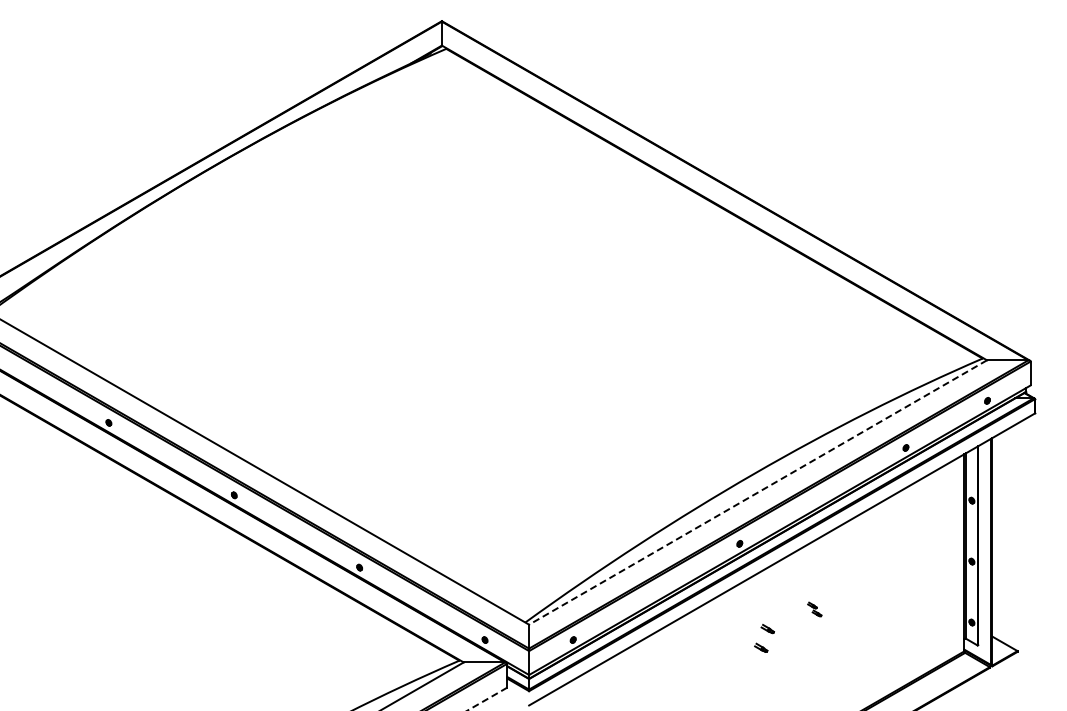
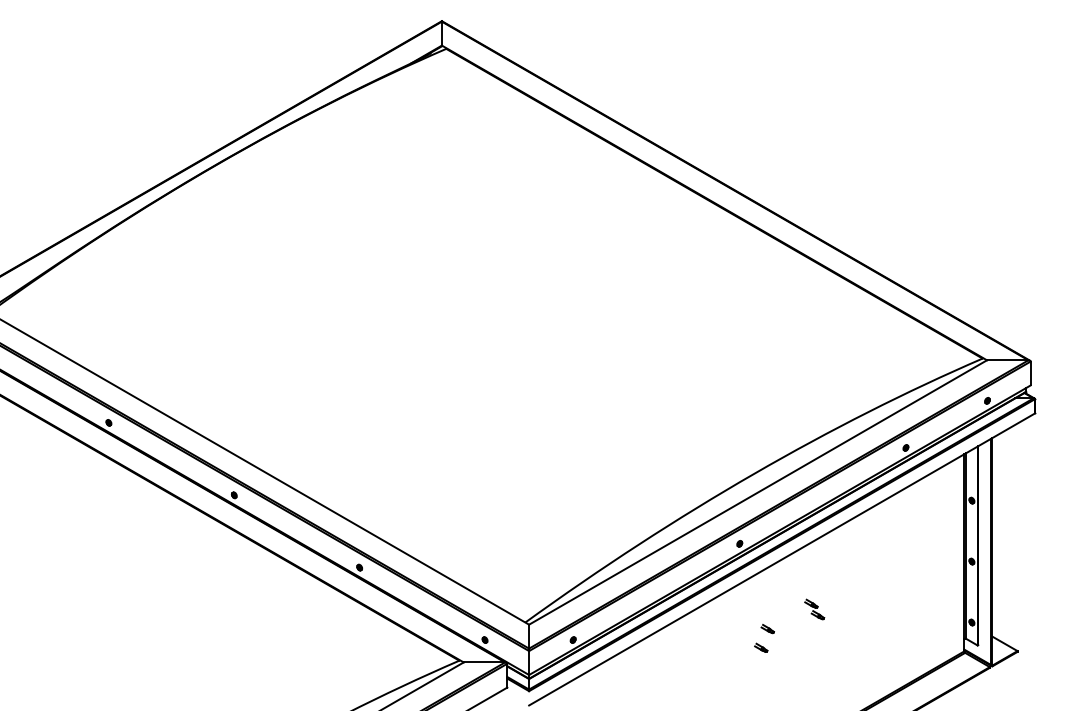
line: dashed -> solid (757, 492)
part size: 16x17 px -> 22x23 px (814, 609)
line: dashed -> solid (487, 699)
